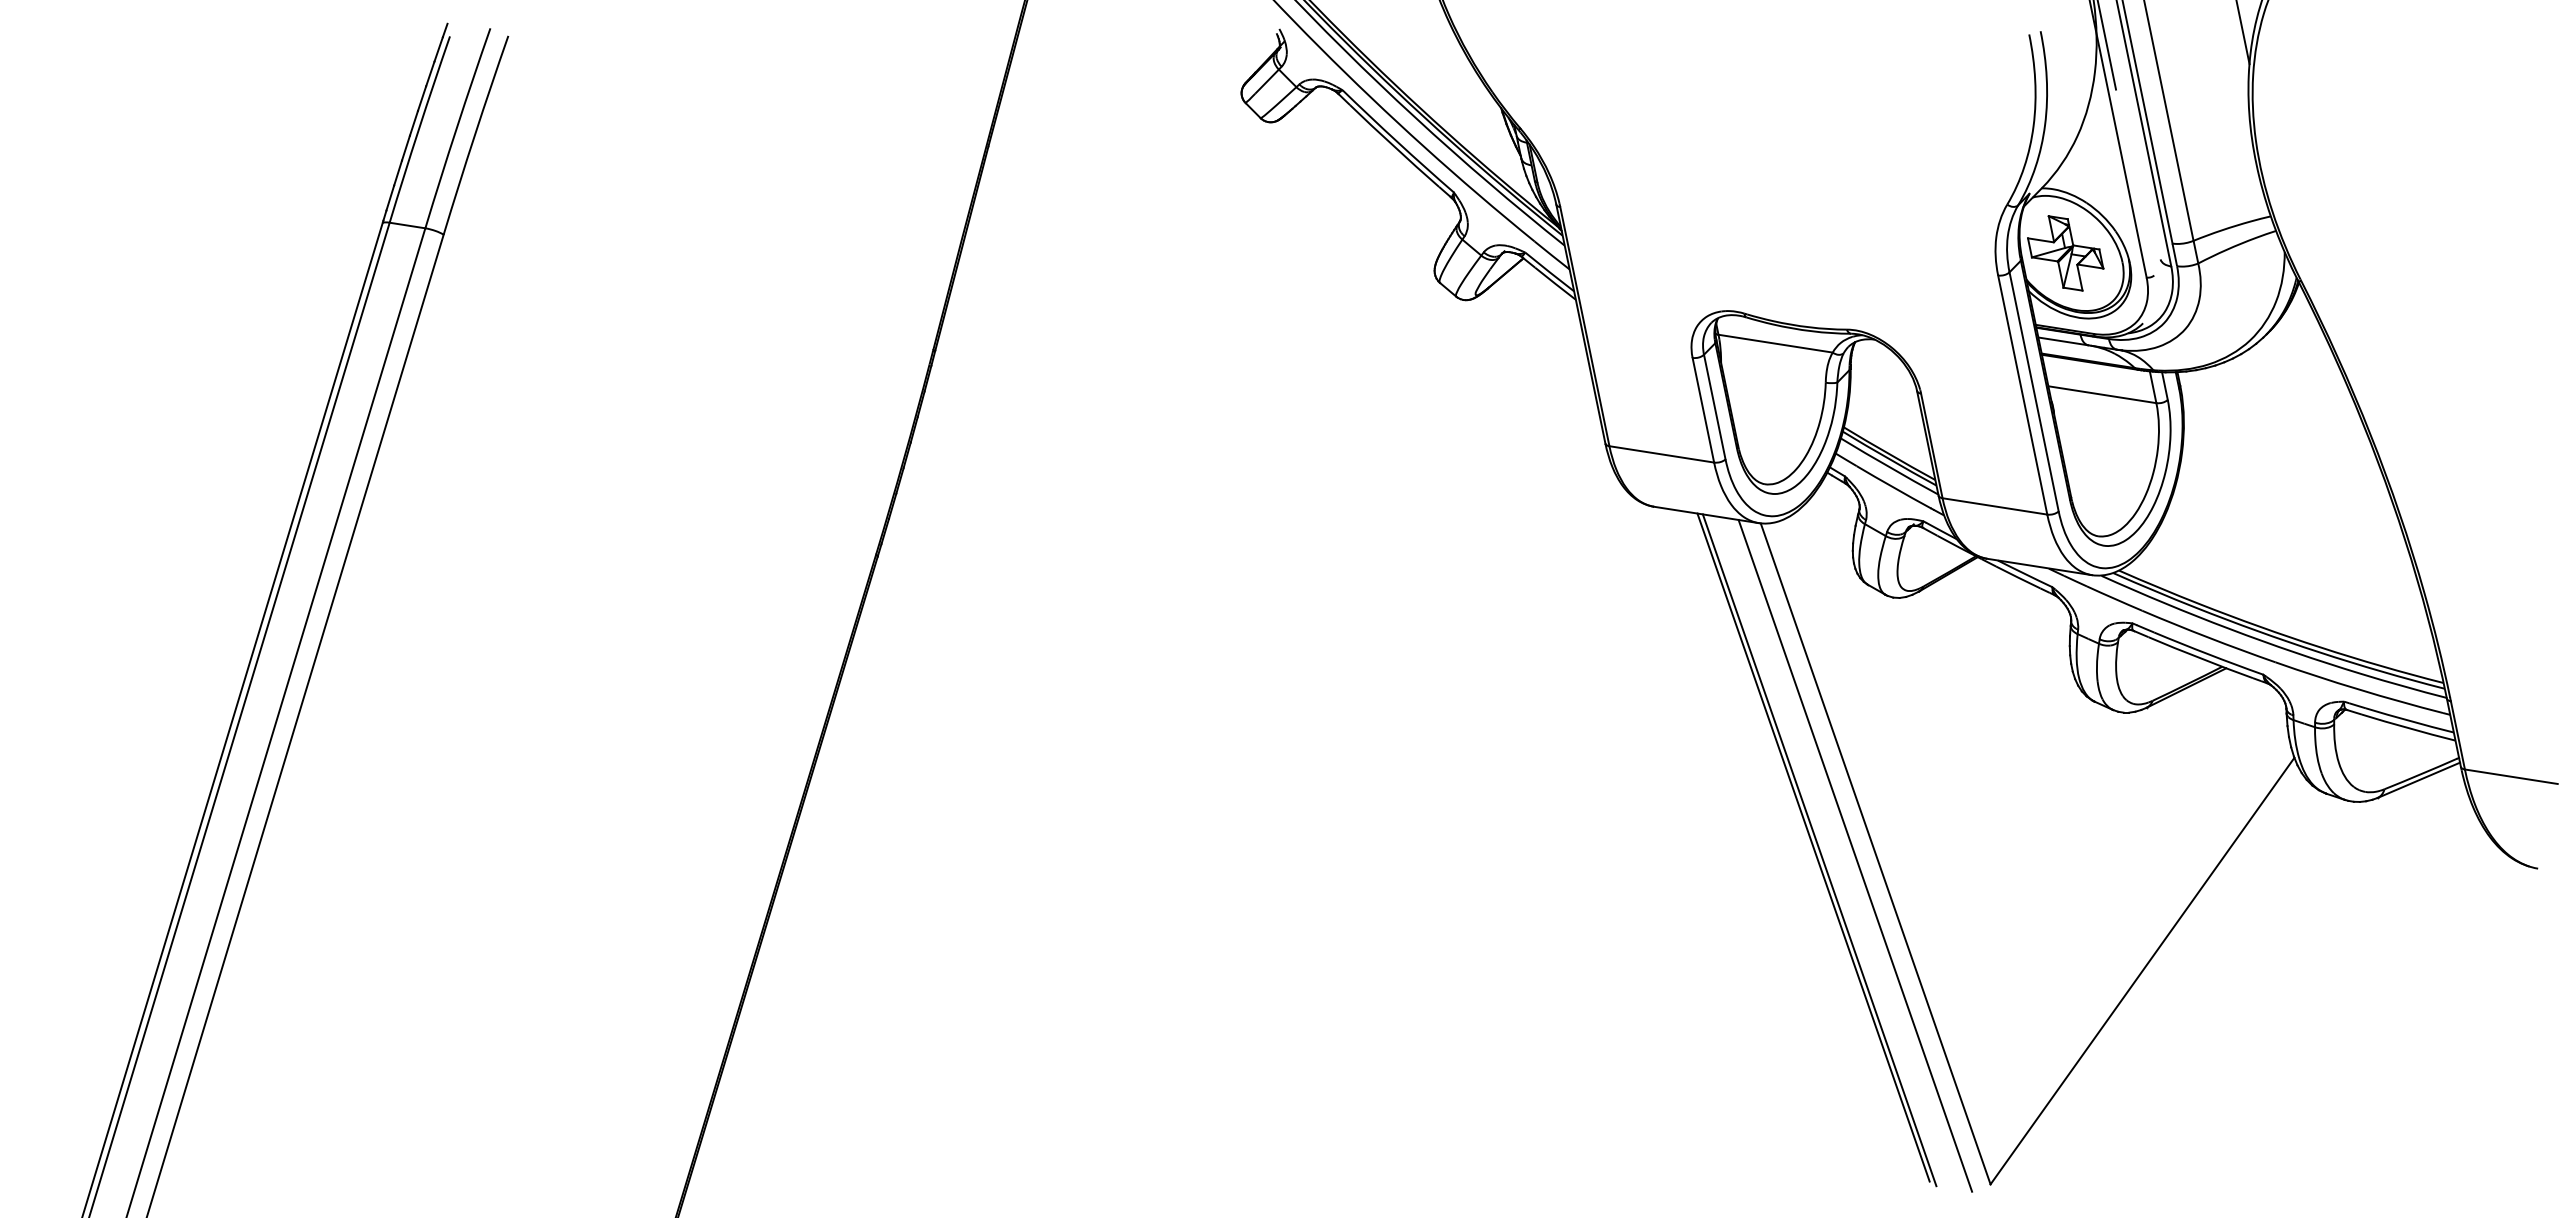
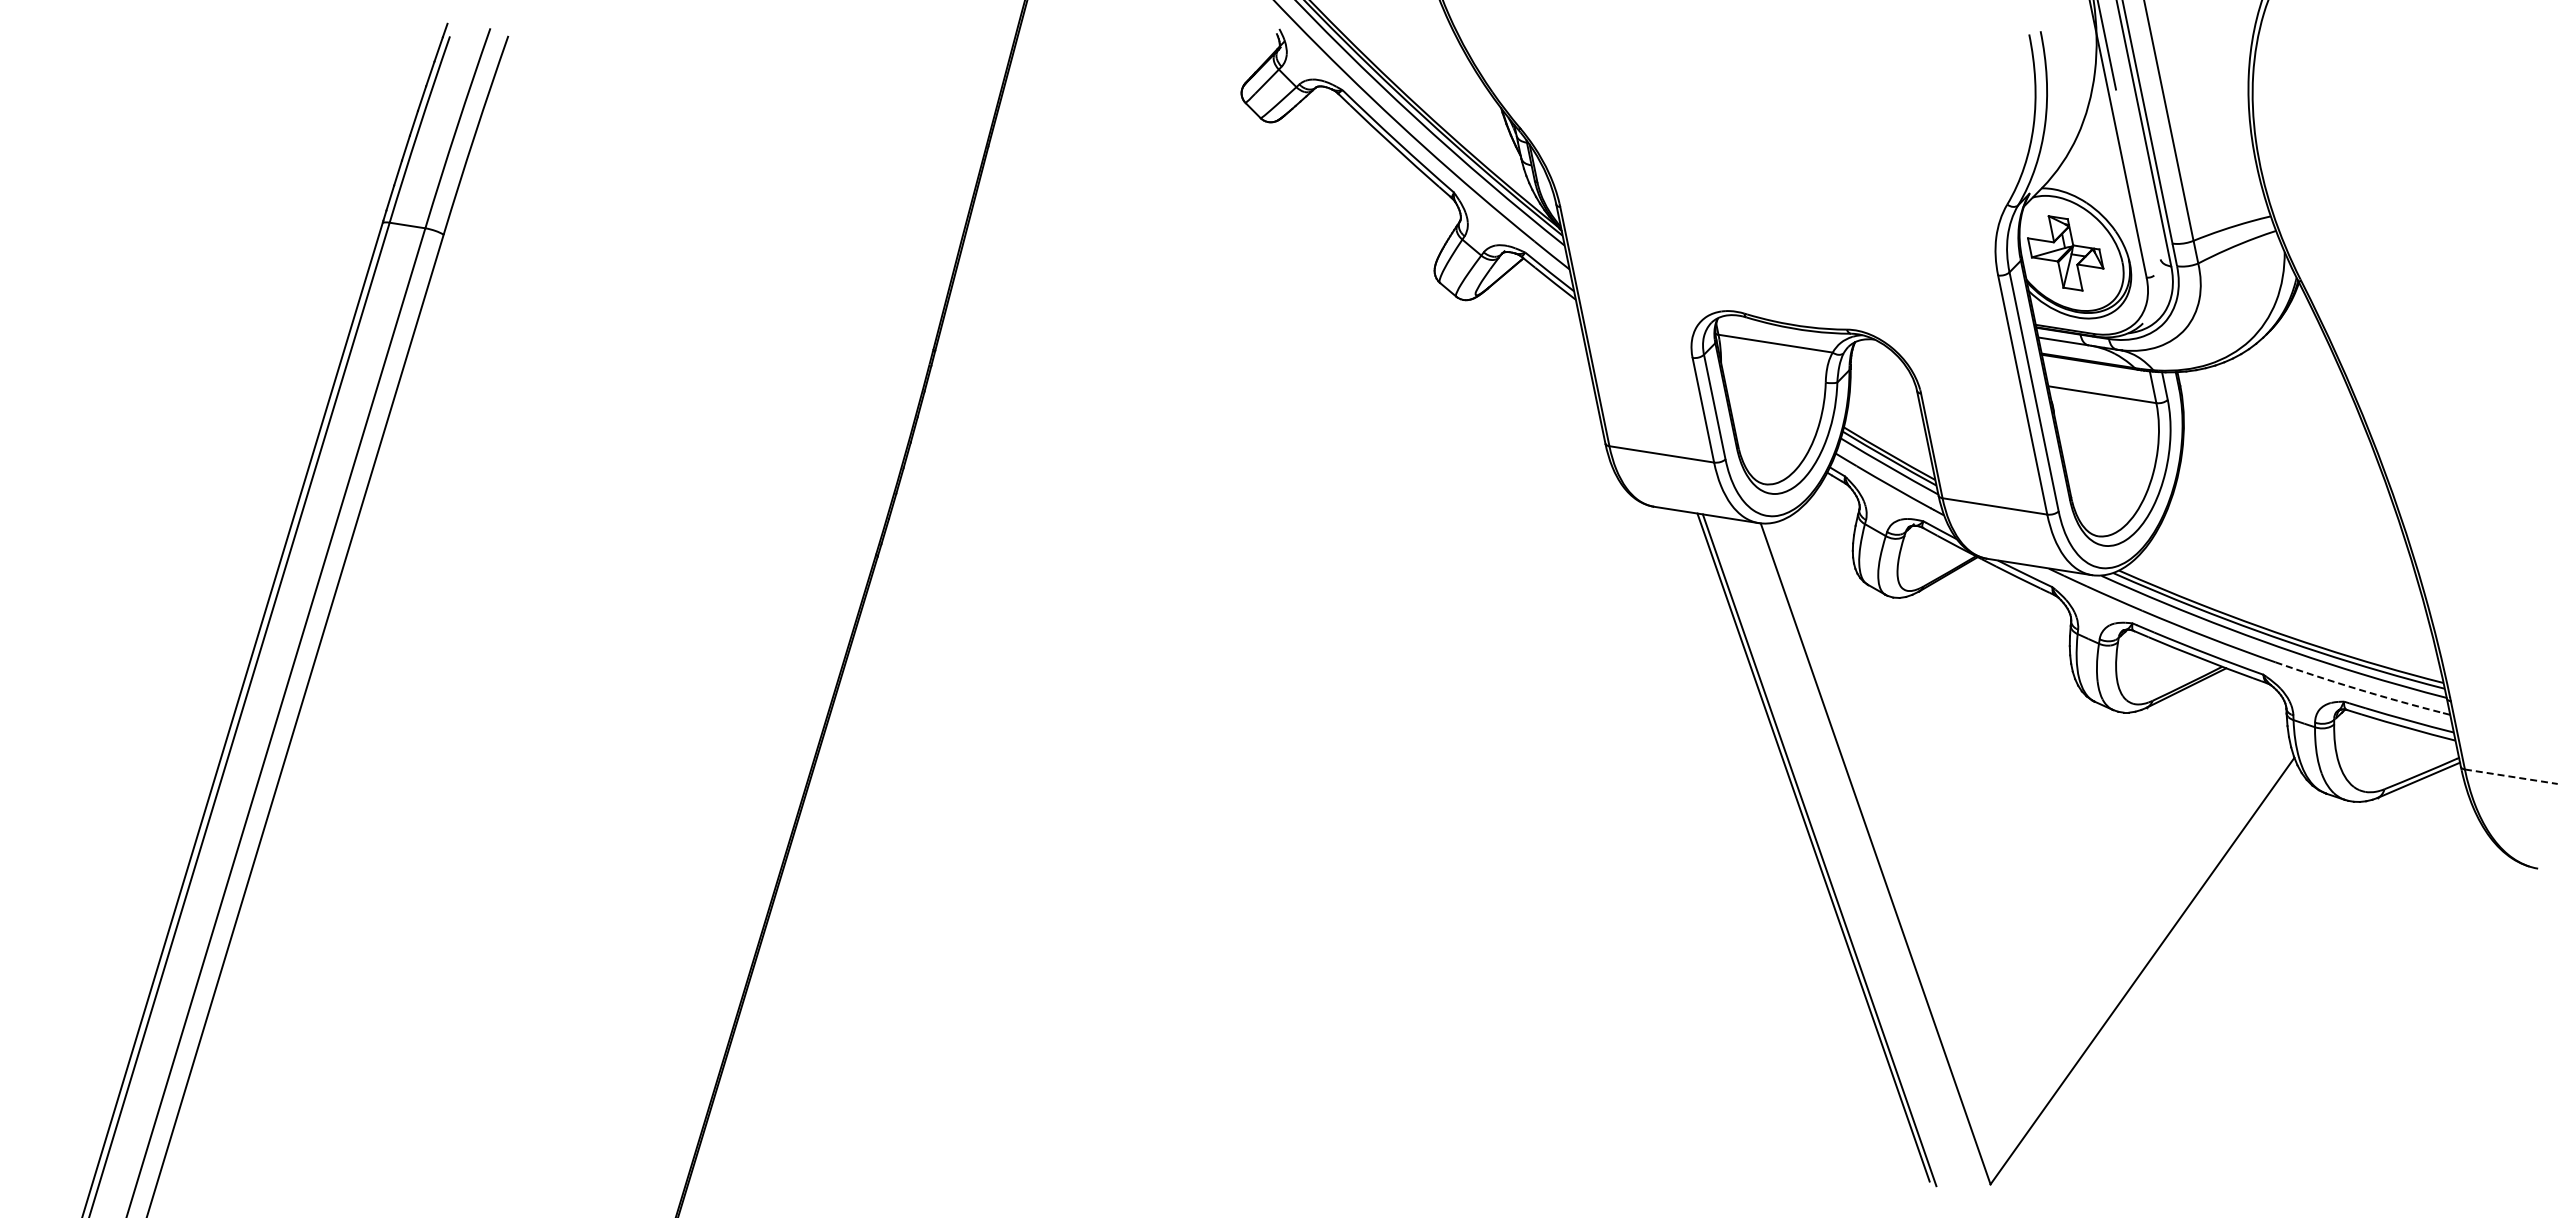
line: present -> none (2242, 33)
arc: solid -> dashed (2358, 689)
line: solid -> dashed (2511, 776)
line: present -> none (1855, 855)
